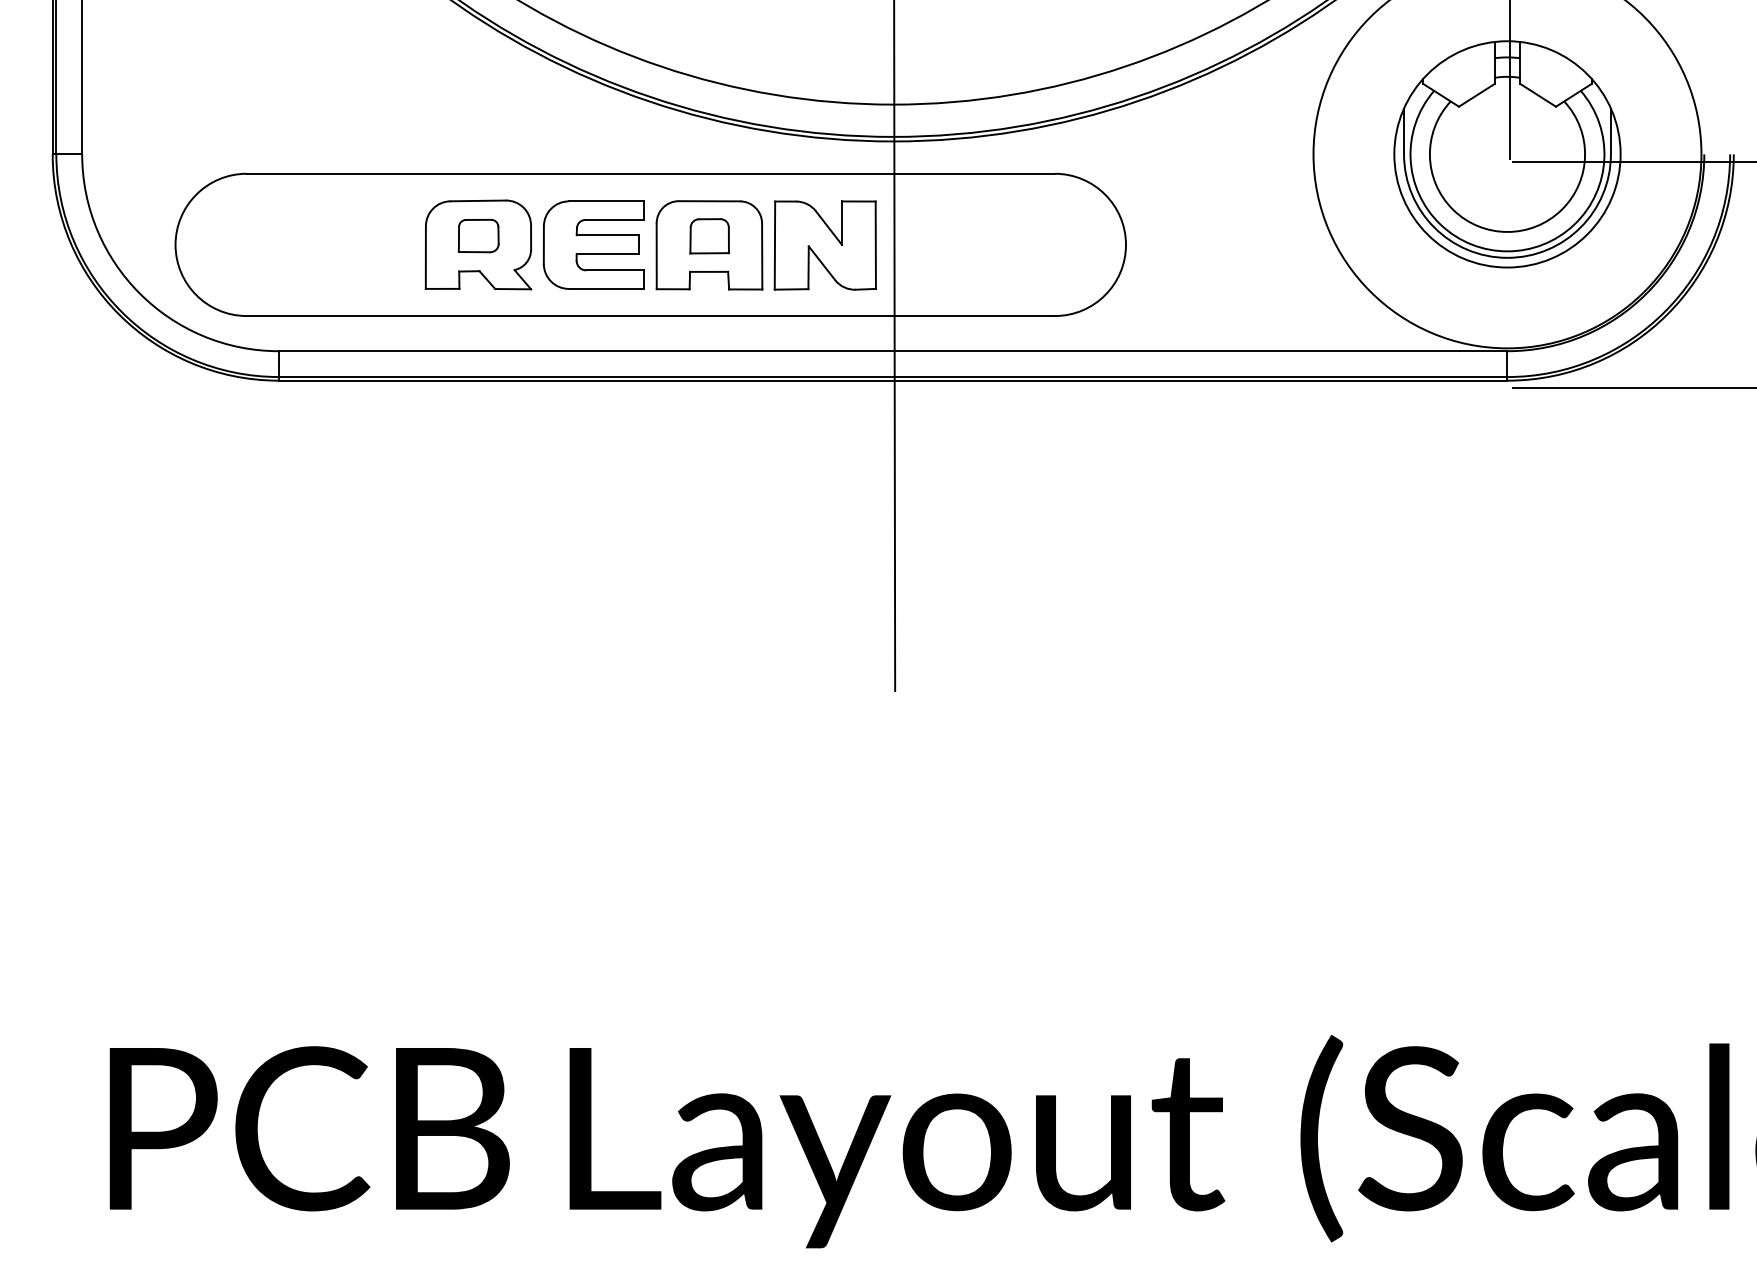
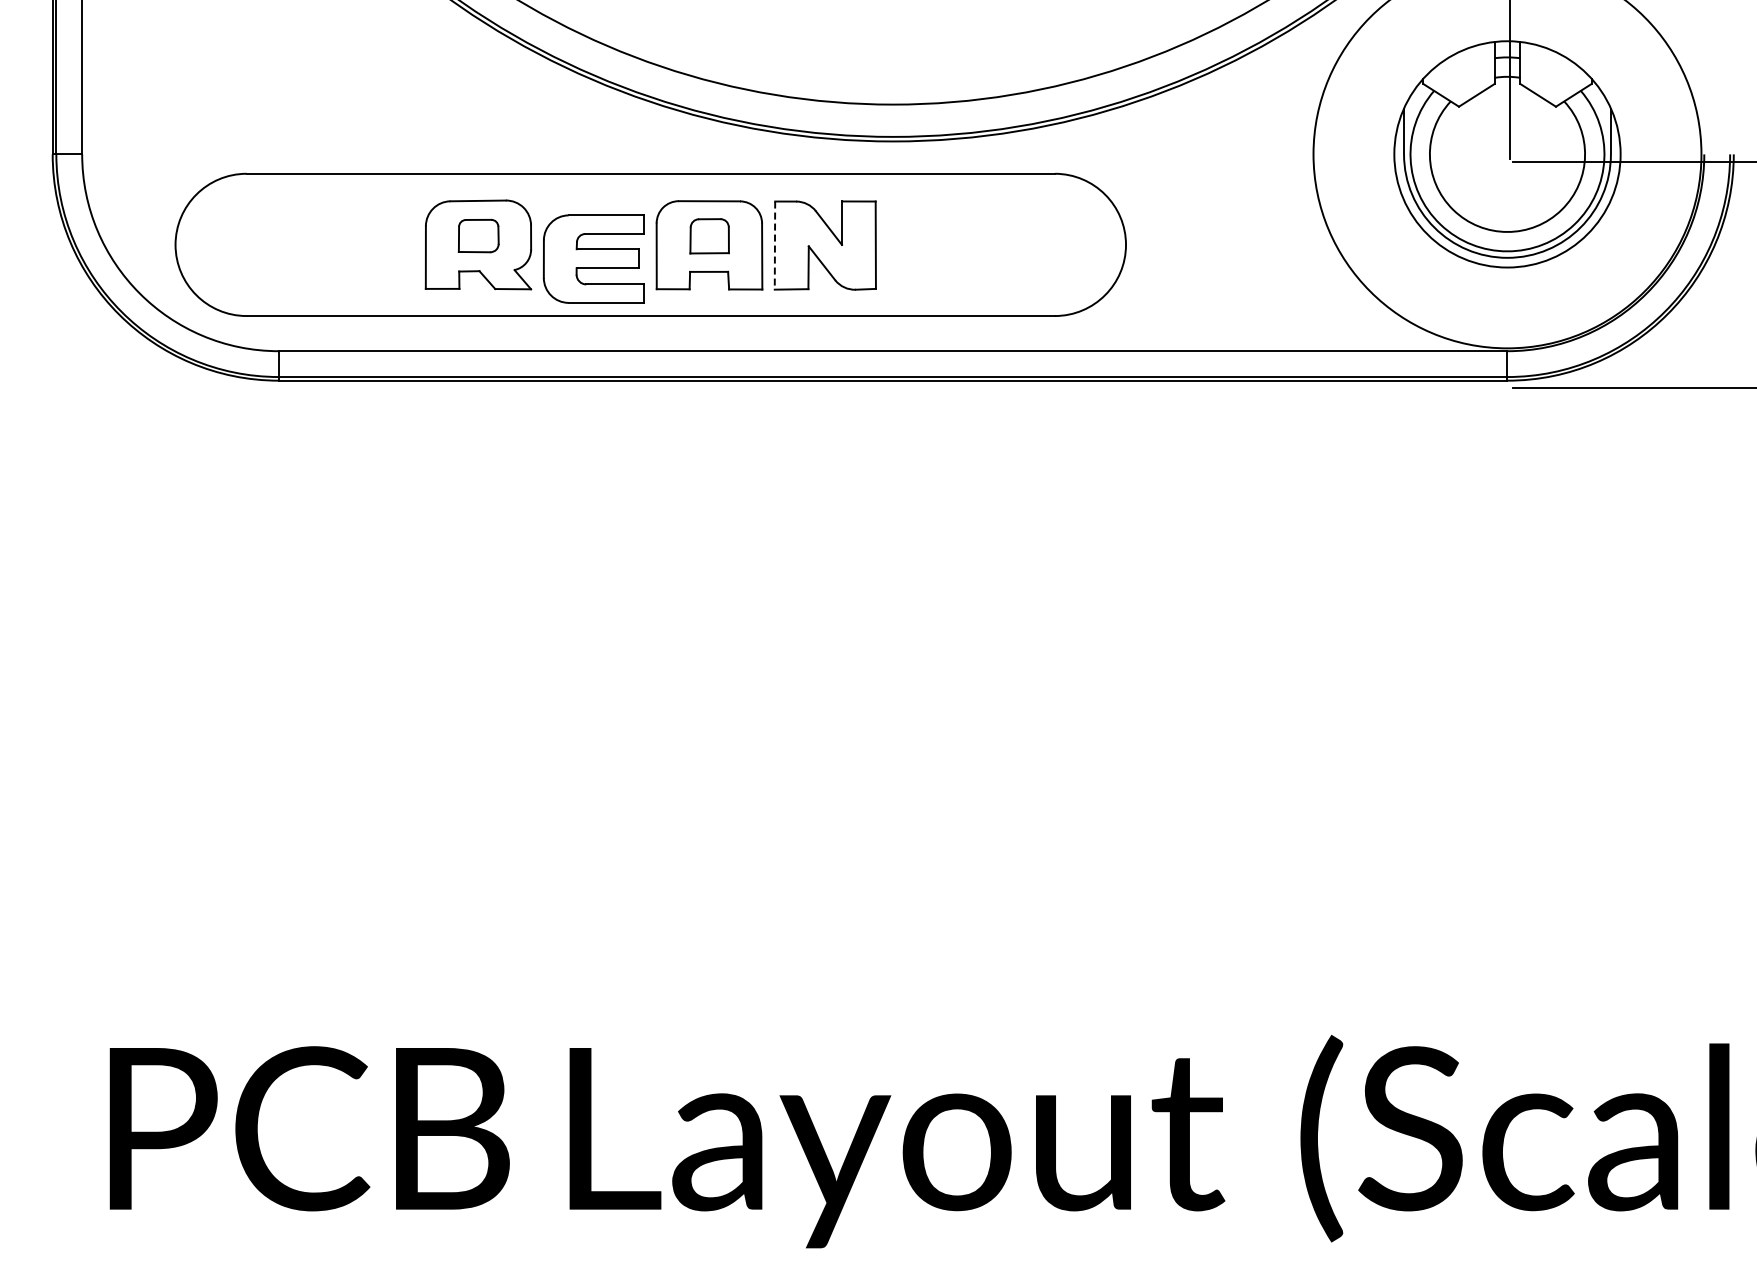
part position: (593, 244) -> (593, 258) (593, 258)
line: solid -> dashed (774, 246)
line: present -> none (894, 375)
